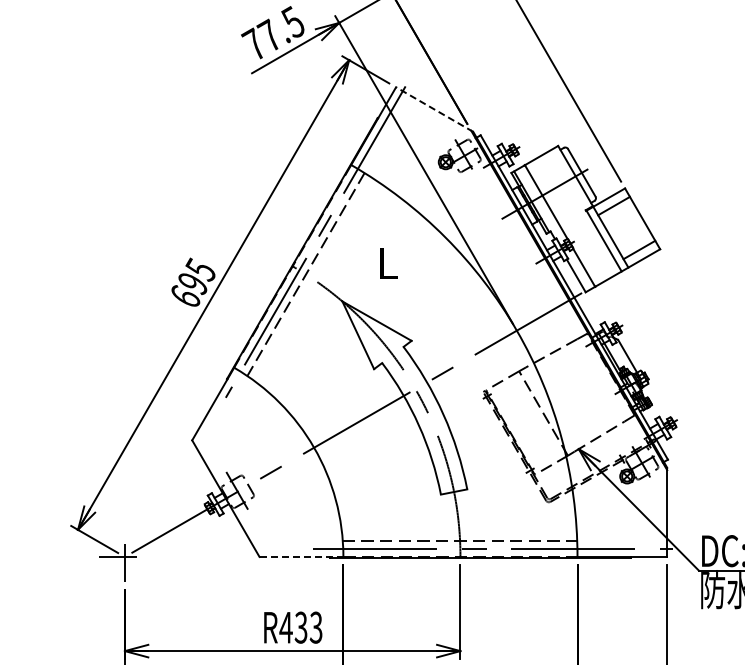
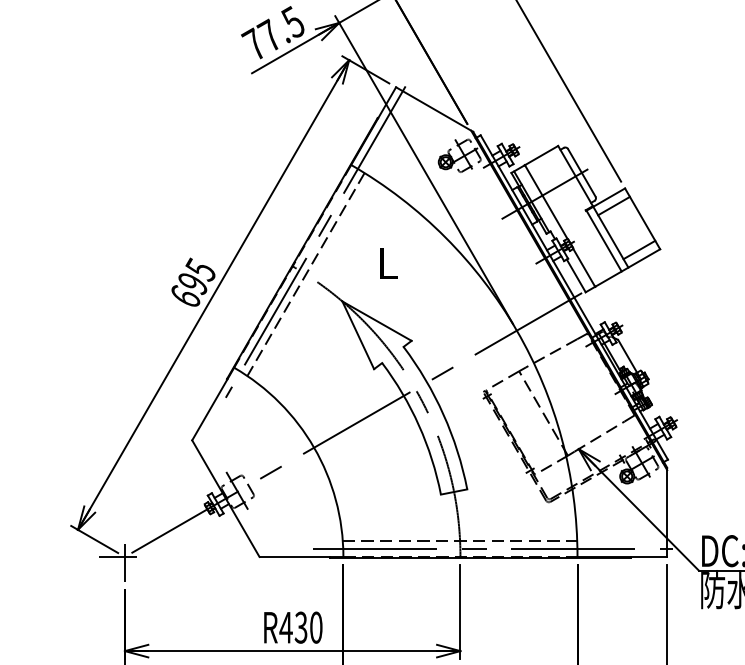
line: dashed -> solid (434, 109)
line: dashed -> solid (301, 556)
text: R433 -> R430 (315, 627)
